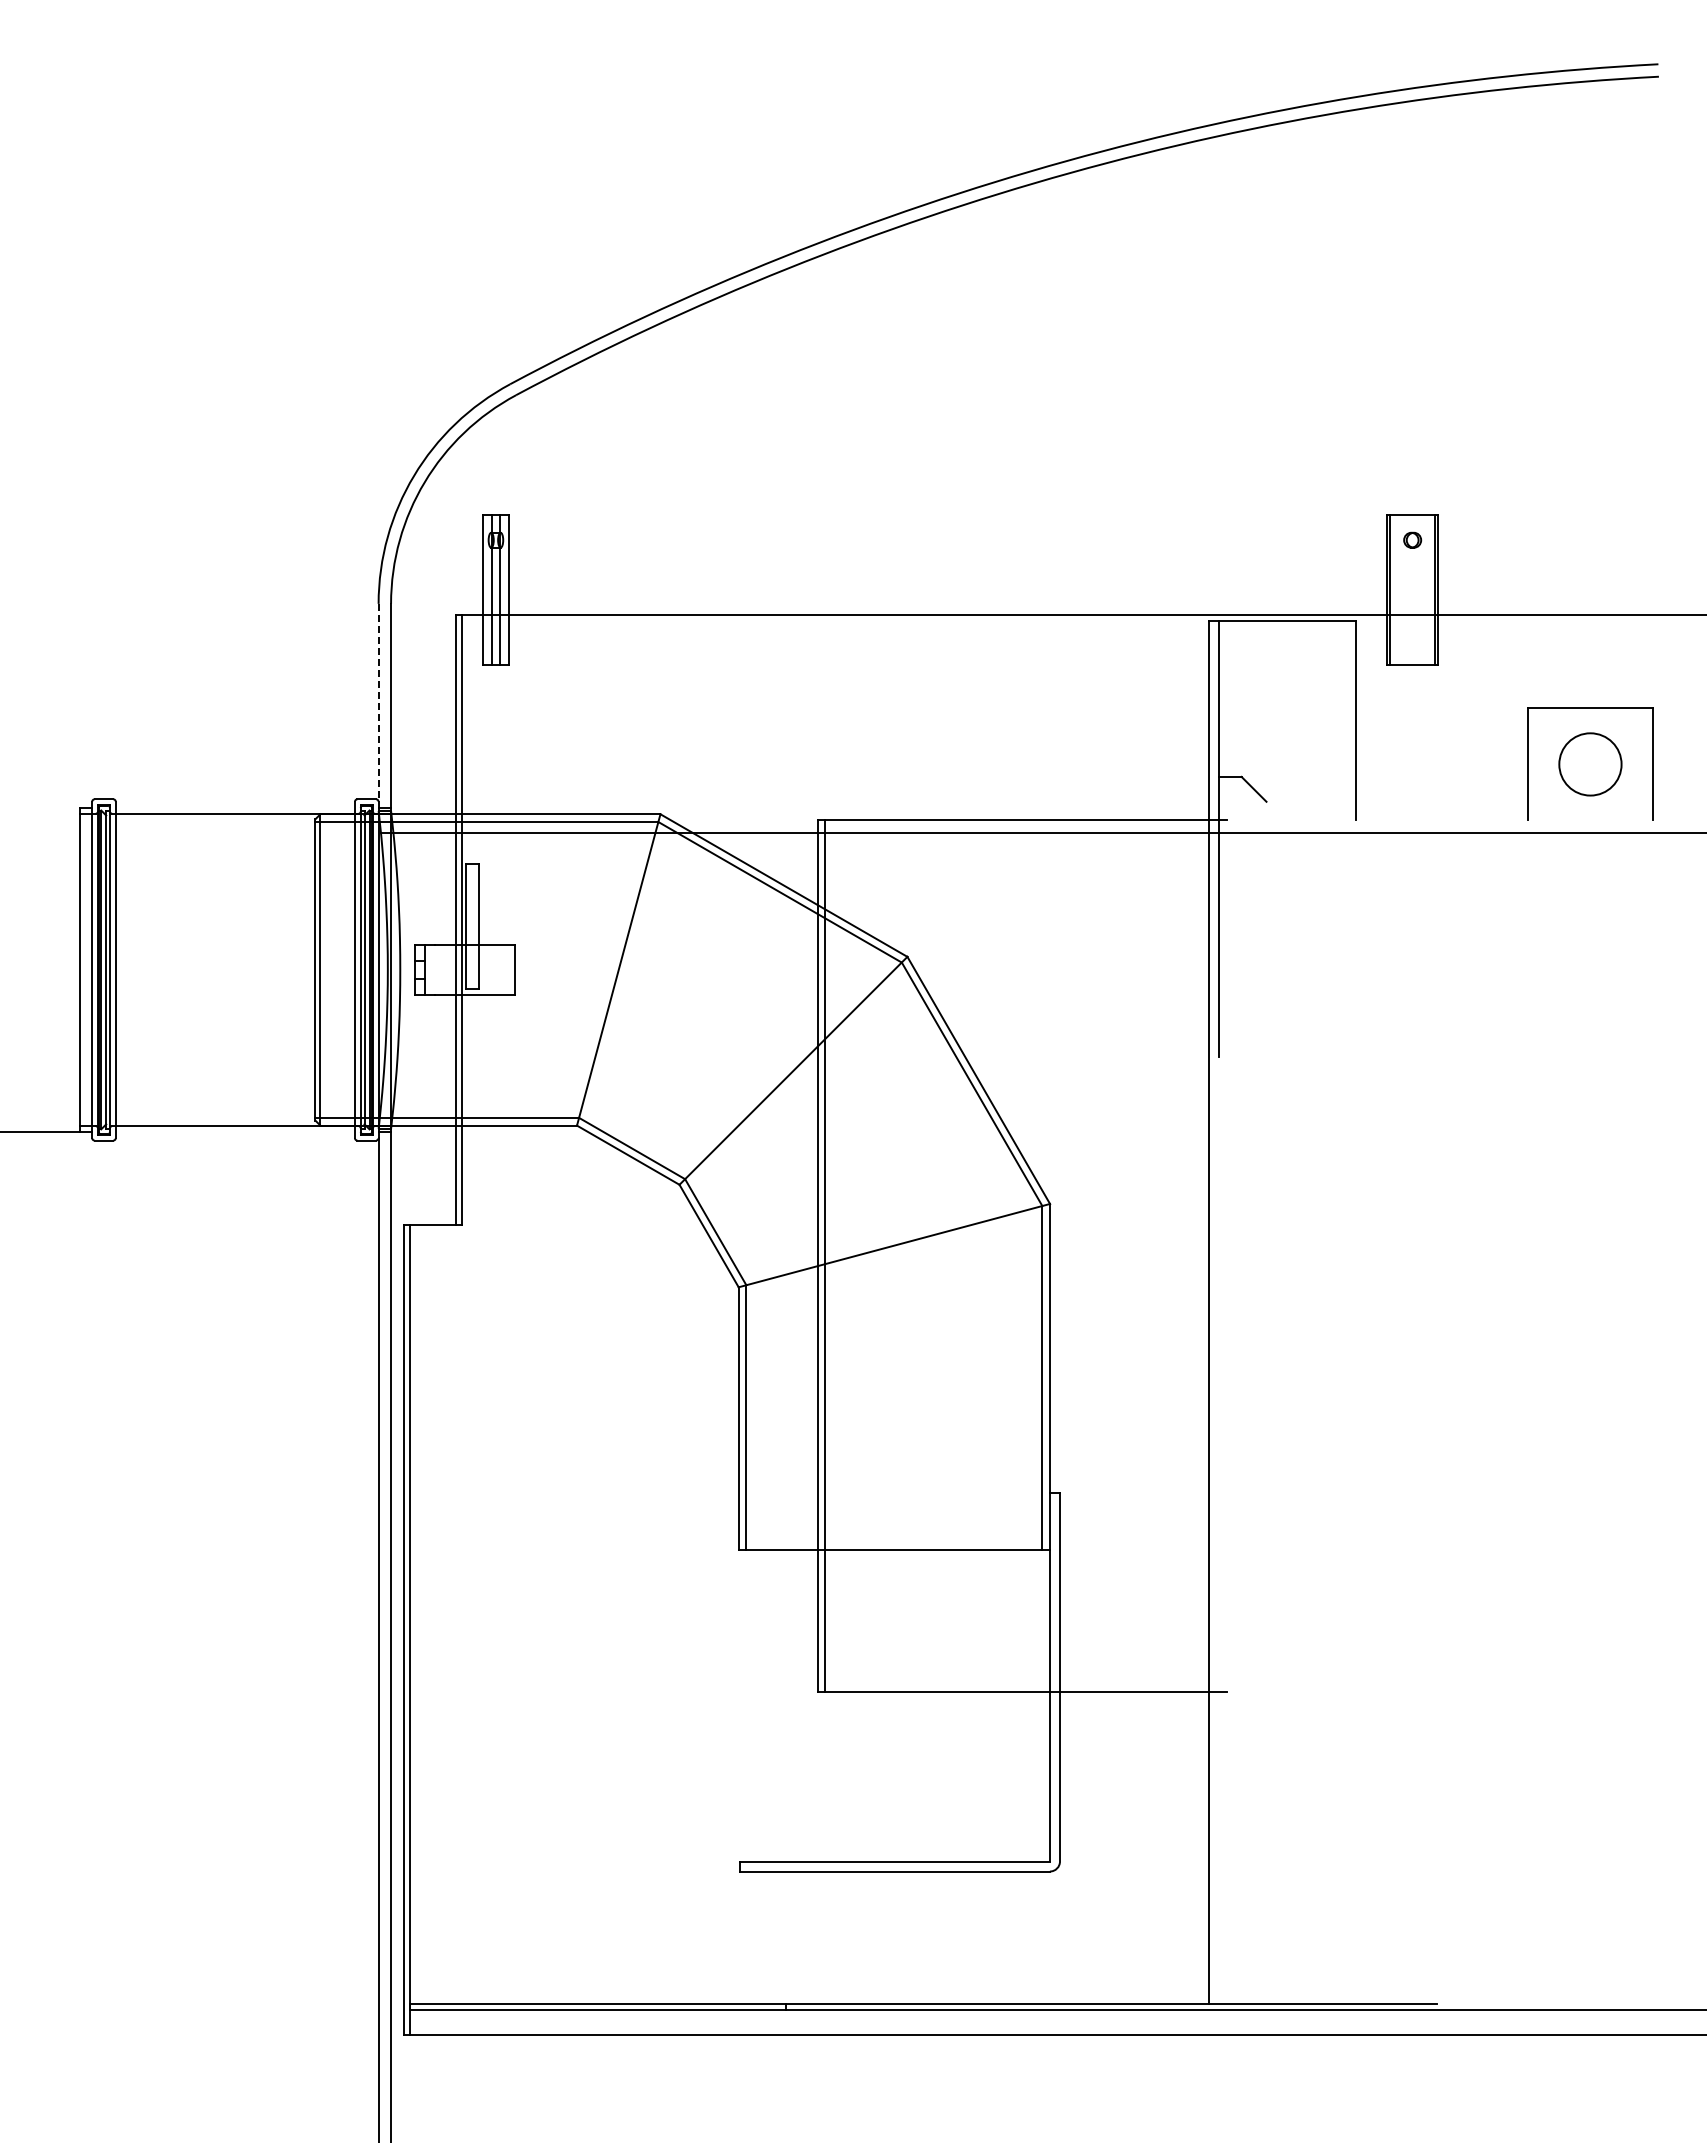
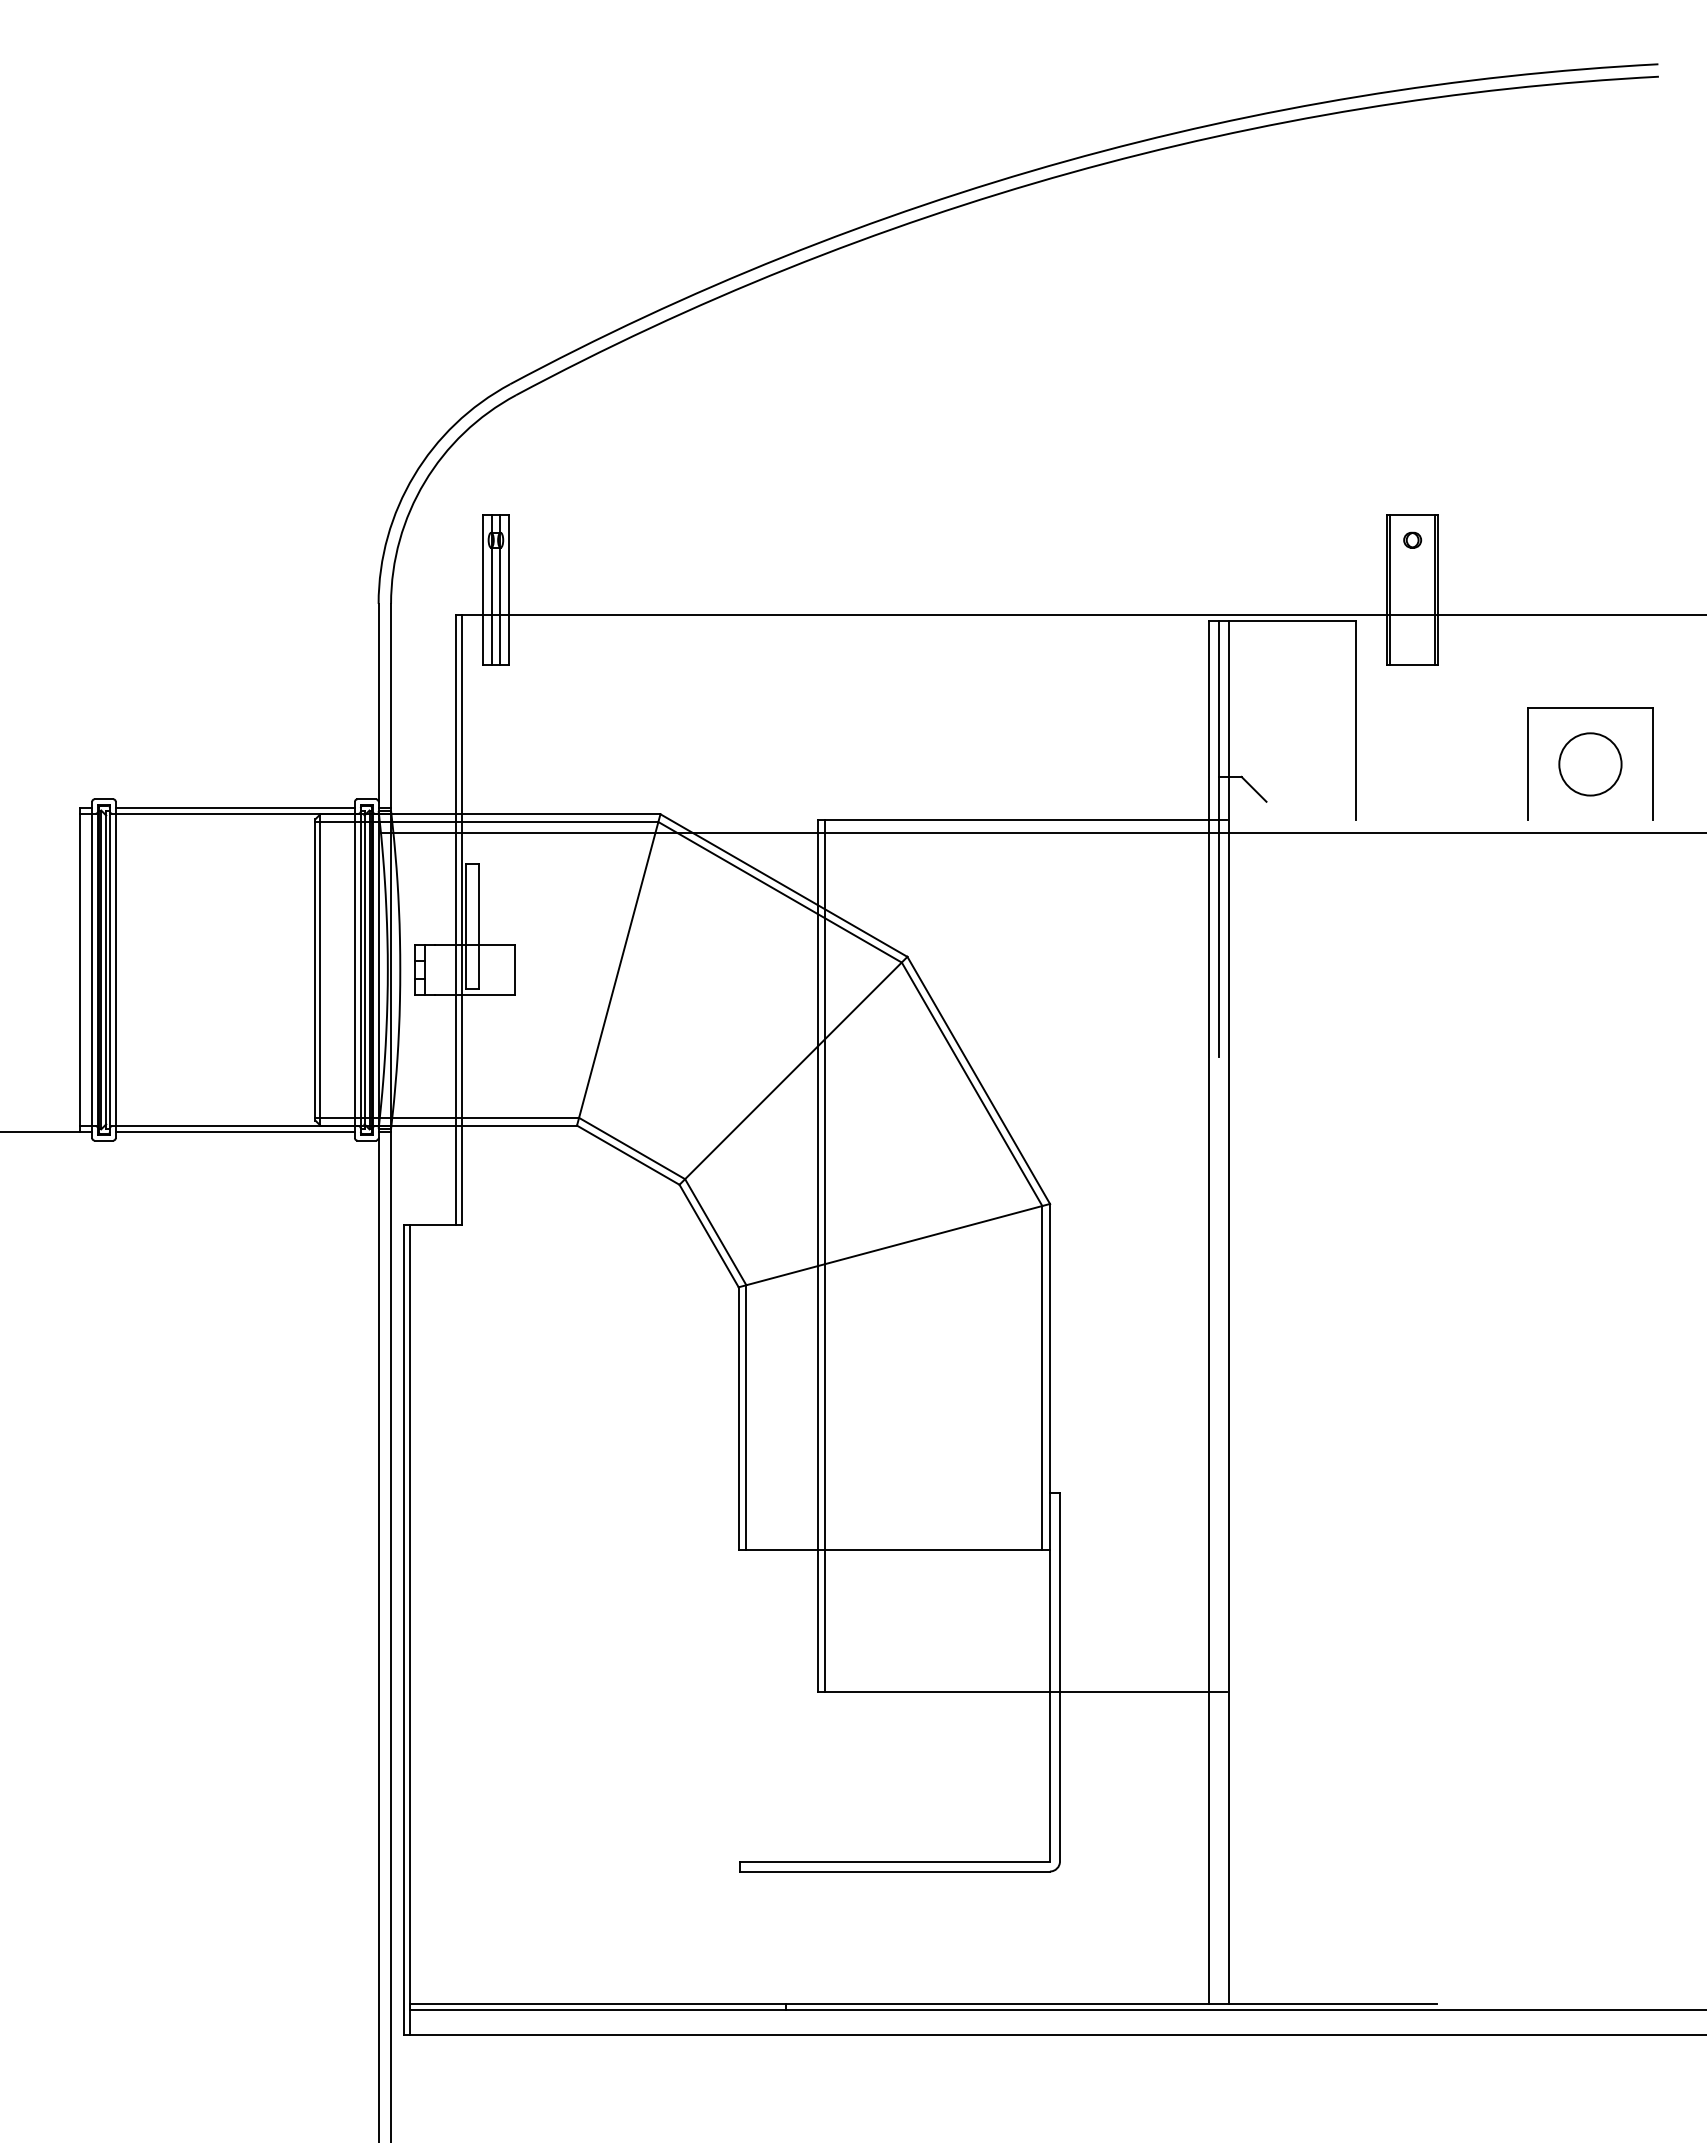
line: dashed -> solid (378, 702)
line: none -> present (234, 808)
line: none -> present (234, 1131)
line: none -> present (1229, 1312)
